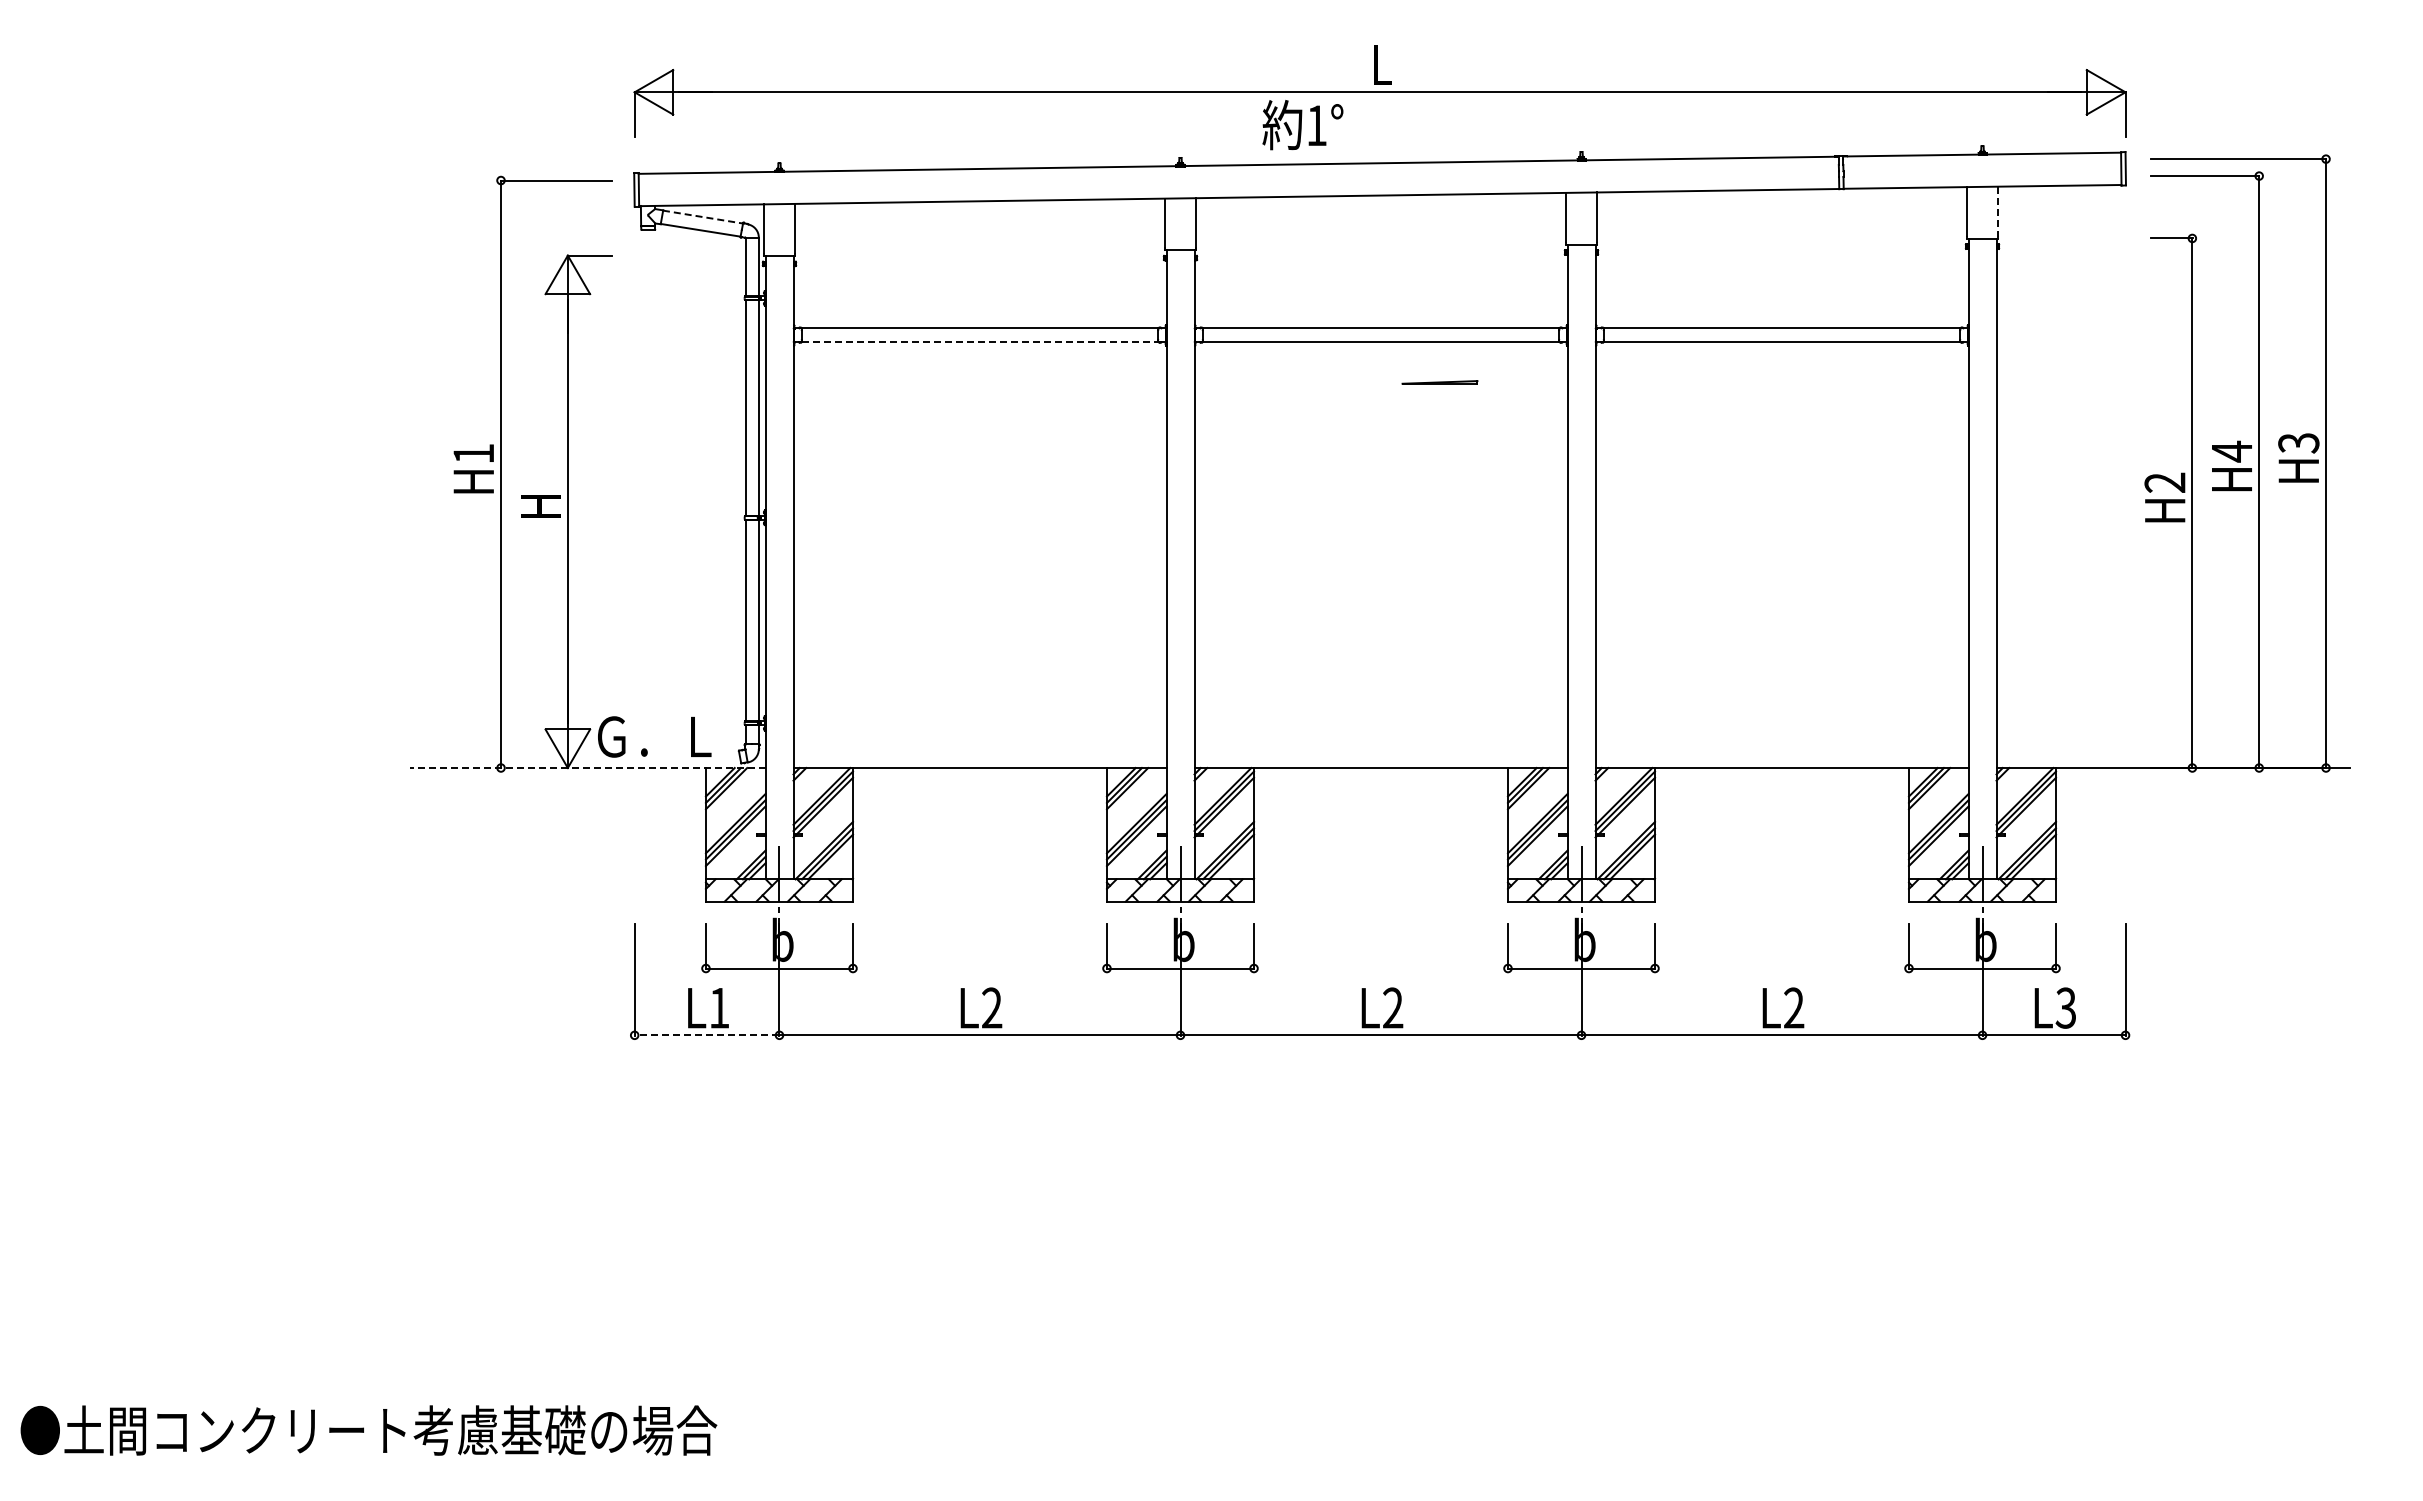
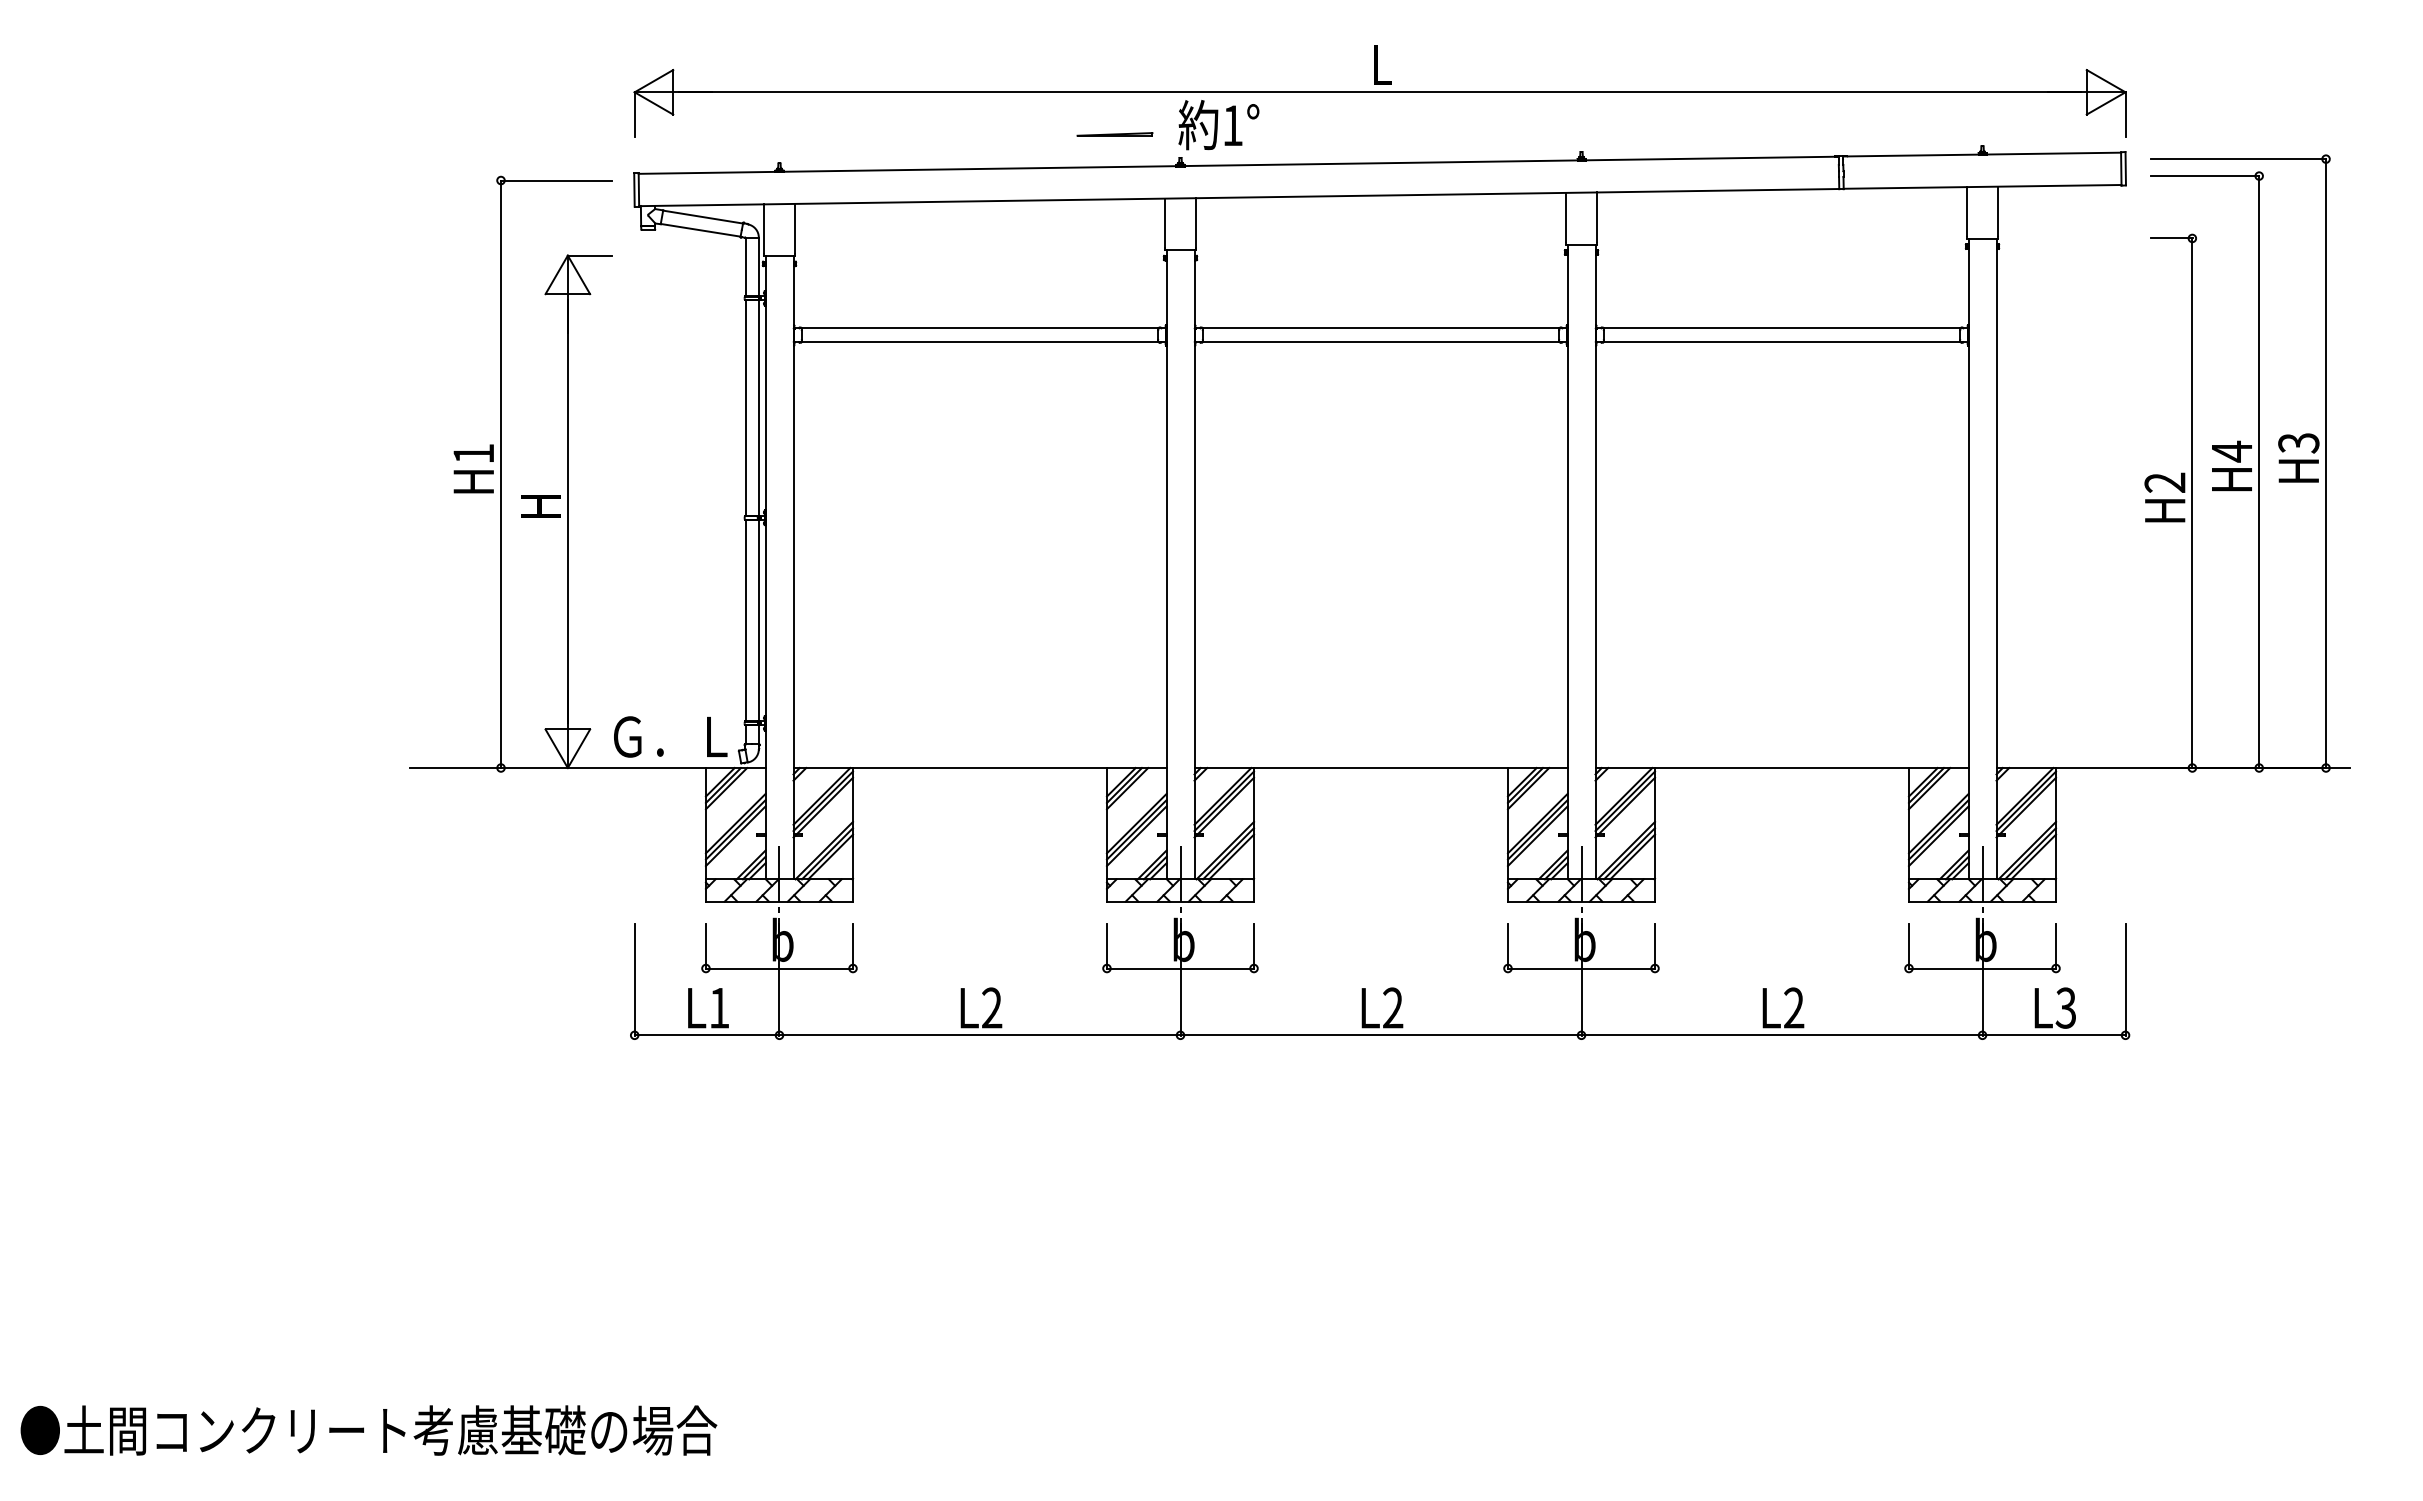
text position: (1302, 125) -> (1218, 125) (1218, 125)
line: dashed -> solid (1997, 211)
line: dashed -> solid (702, 217)
line: dashed -> solid (980, 341)
line position: (1439, 382) -> (1114, 134) (1114, 134)
text position: (654, 736) -> (670, 736) (670, 736)
line: dashed -> solid (587, 768)
line: dashed -> solid (706, 1035)
